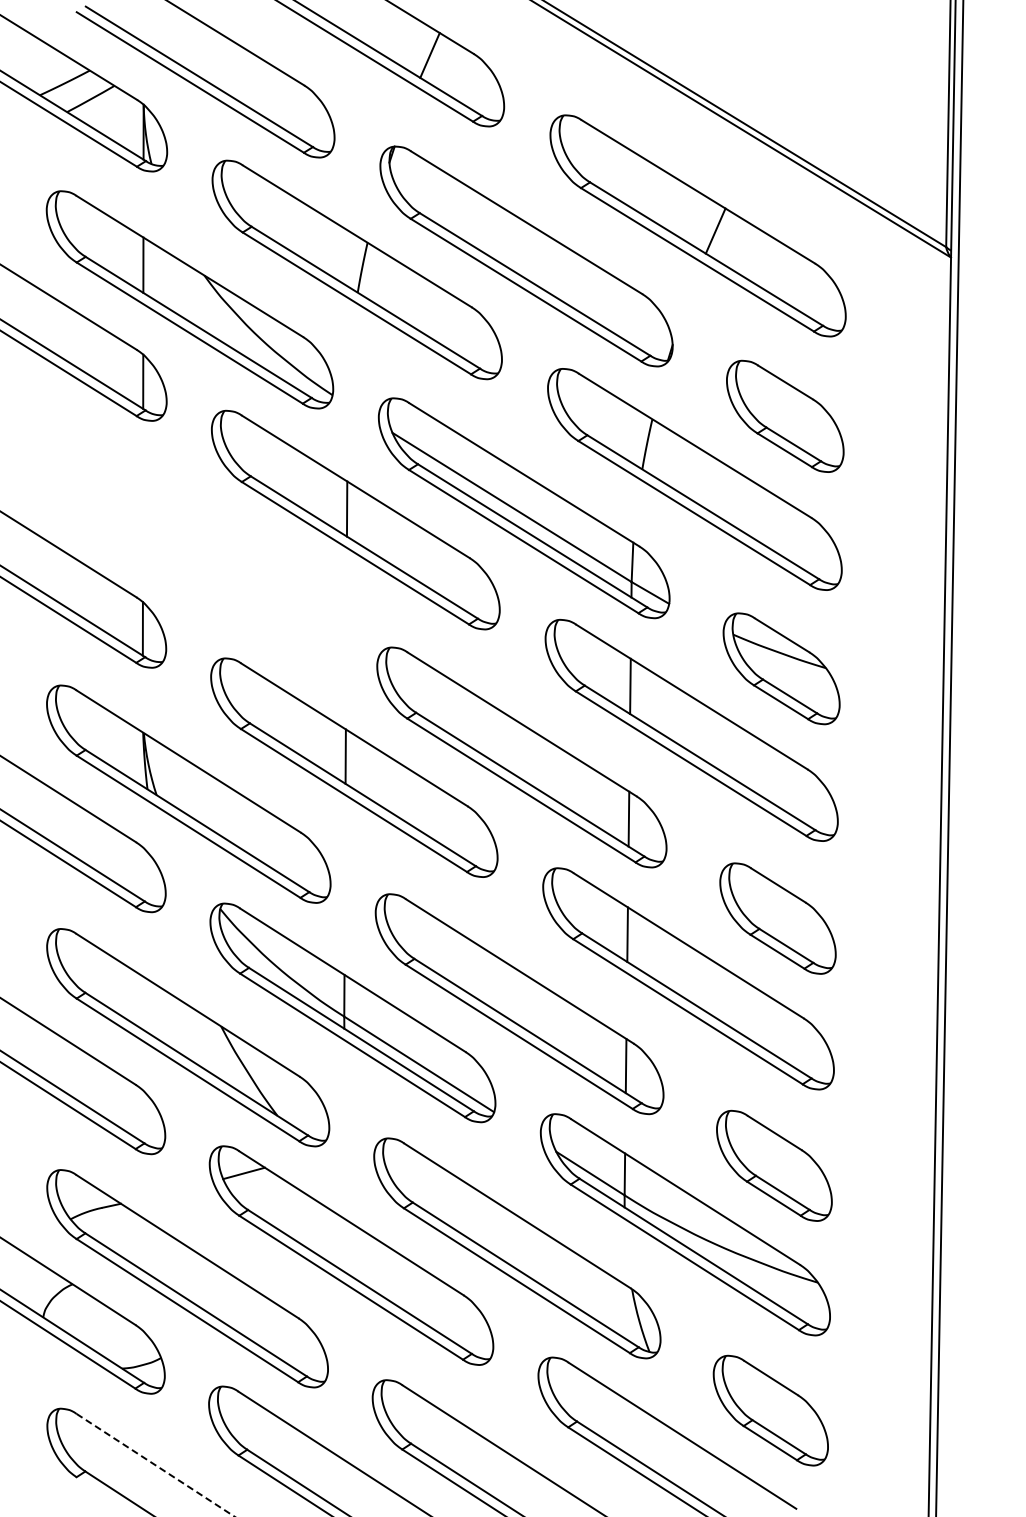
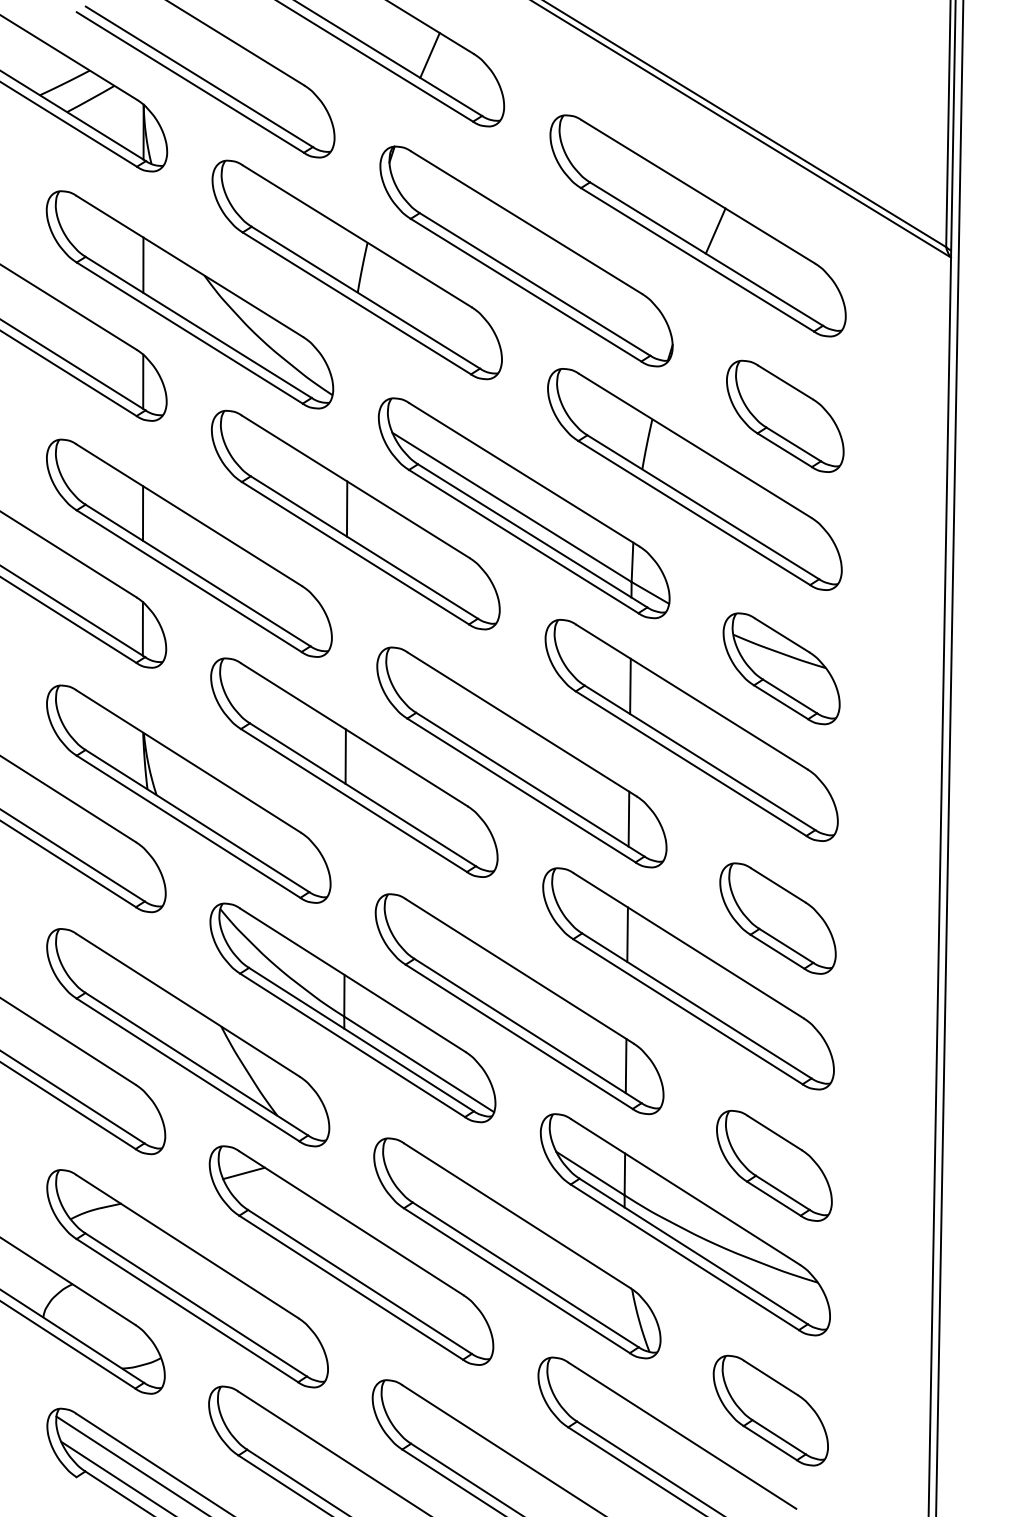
part: none -> present (189, 547)
line: none -> present (131, 1464)
line: dashed -> solid (156, 1465)
line: none -> present (116, 1477)
